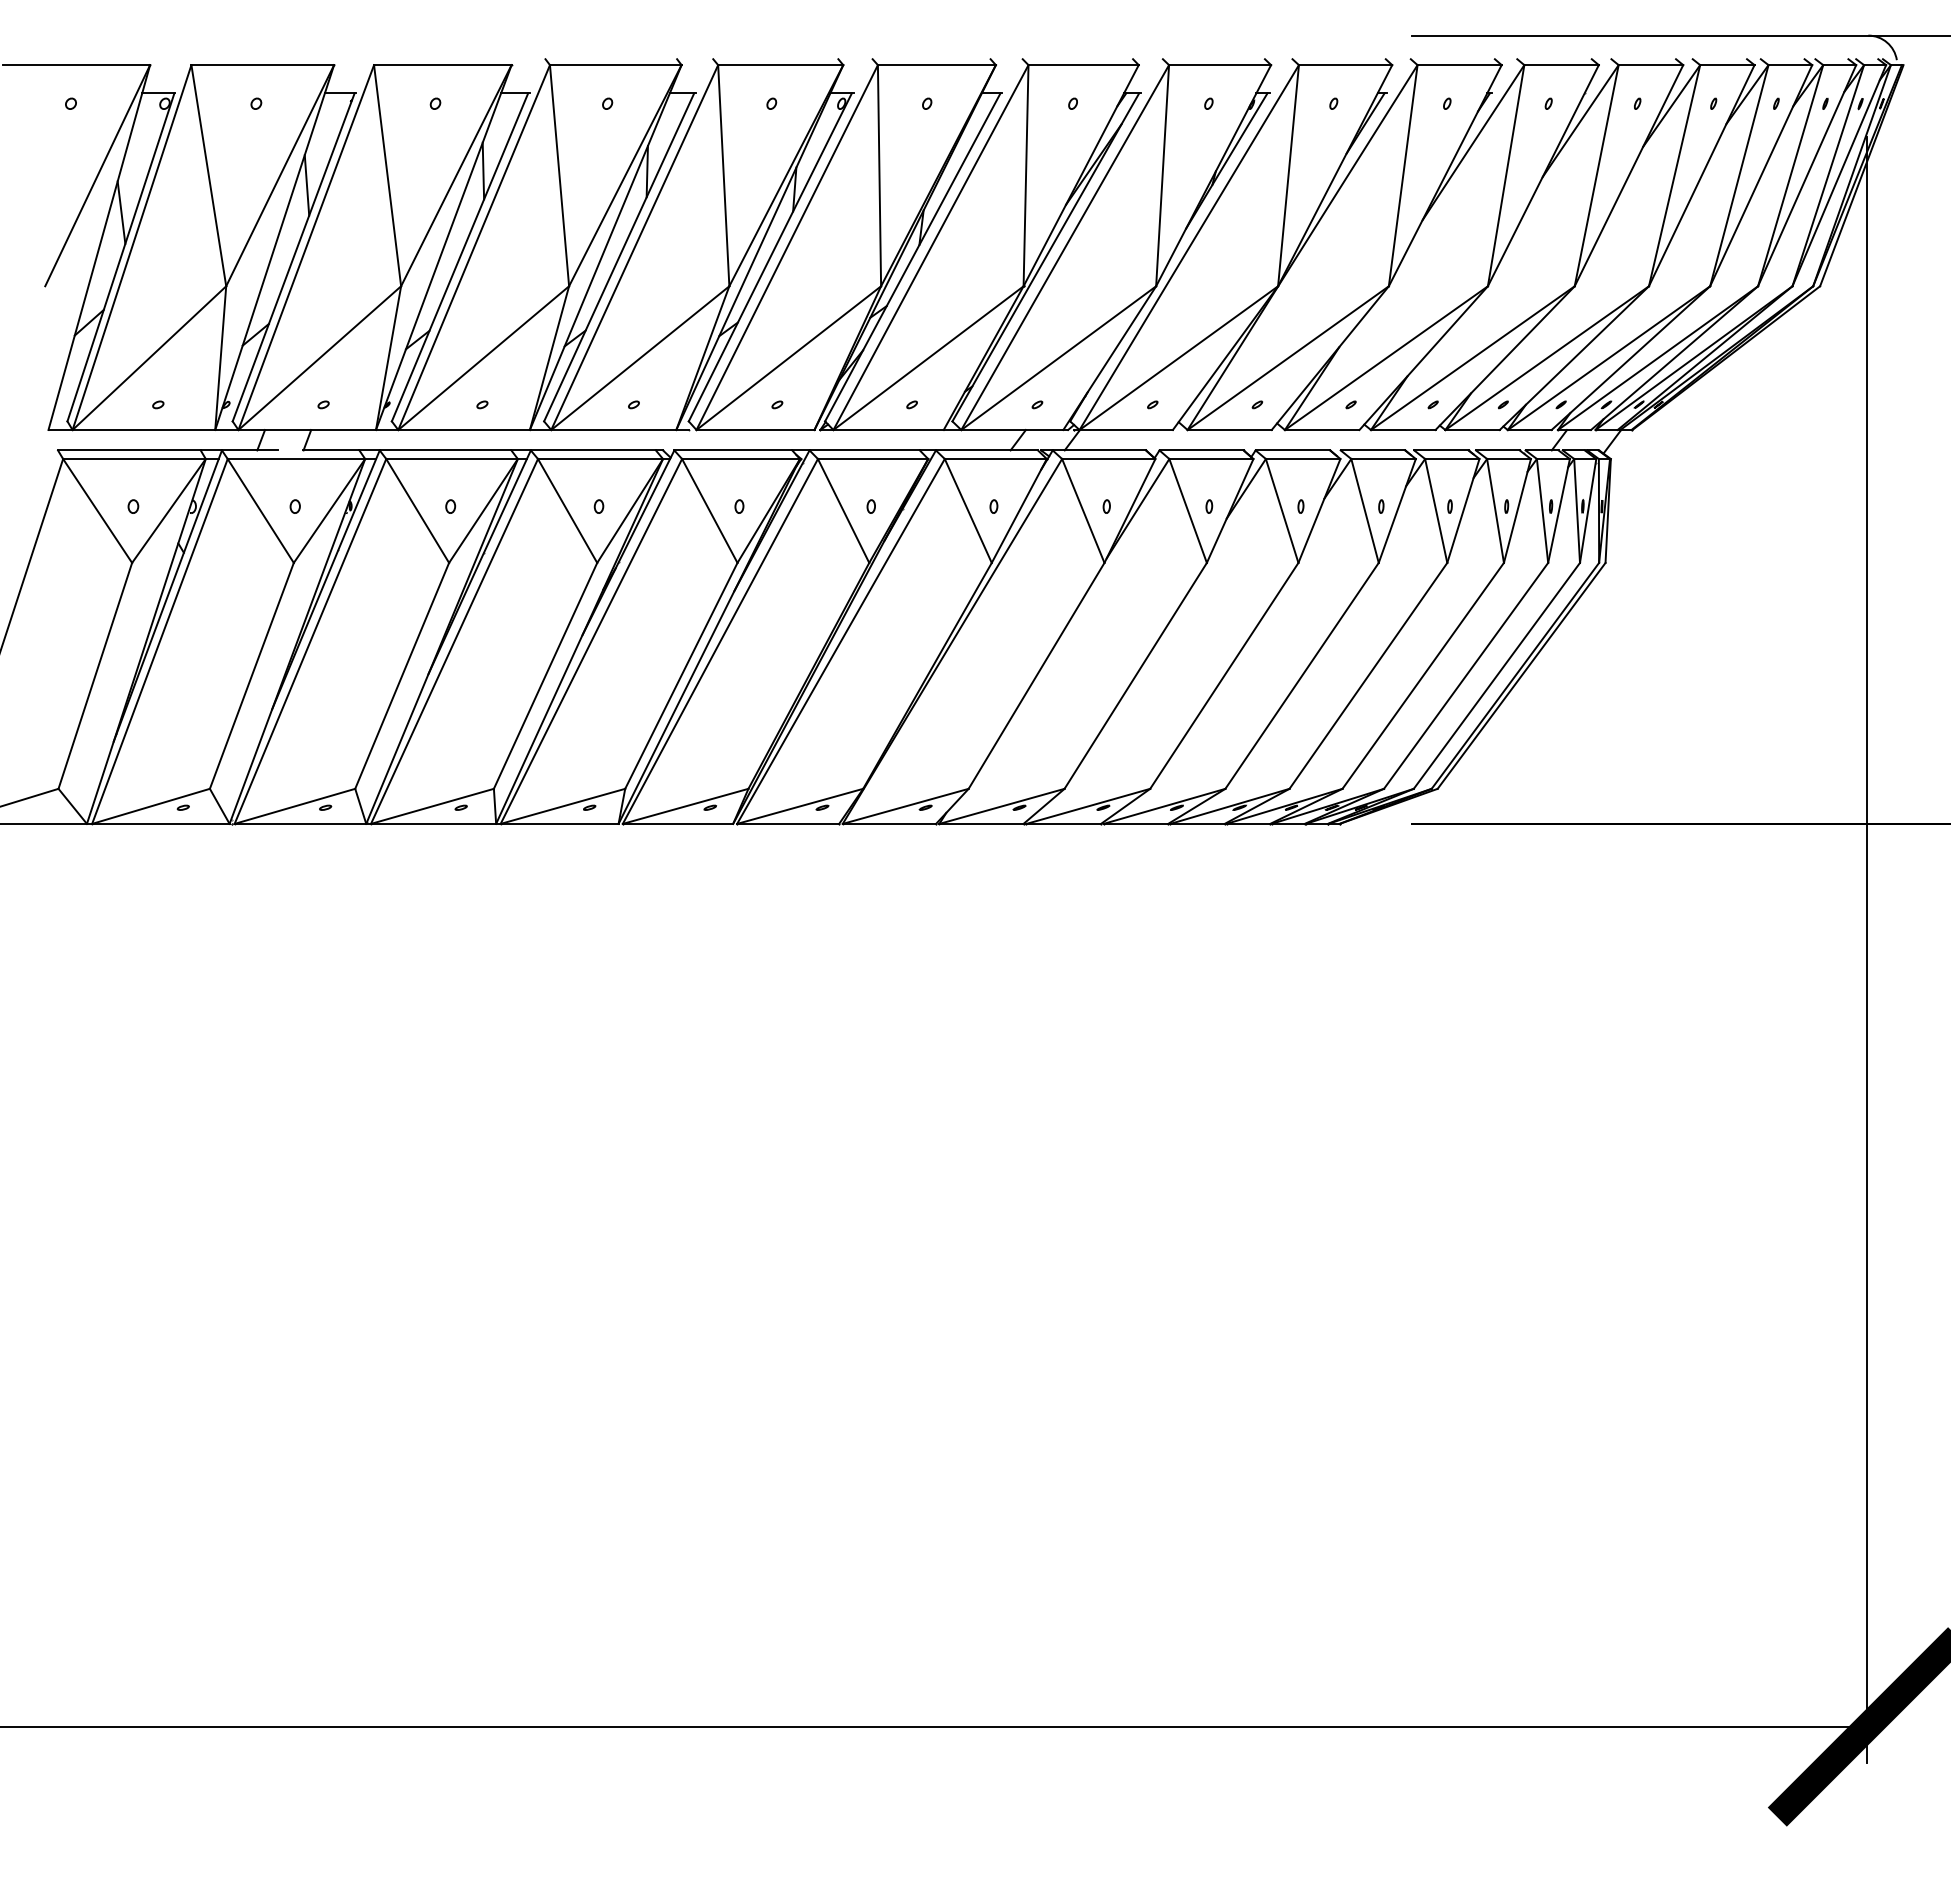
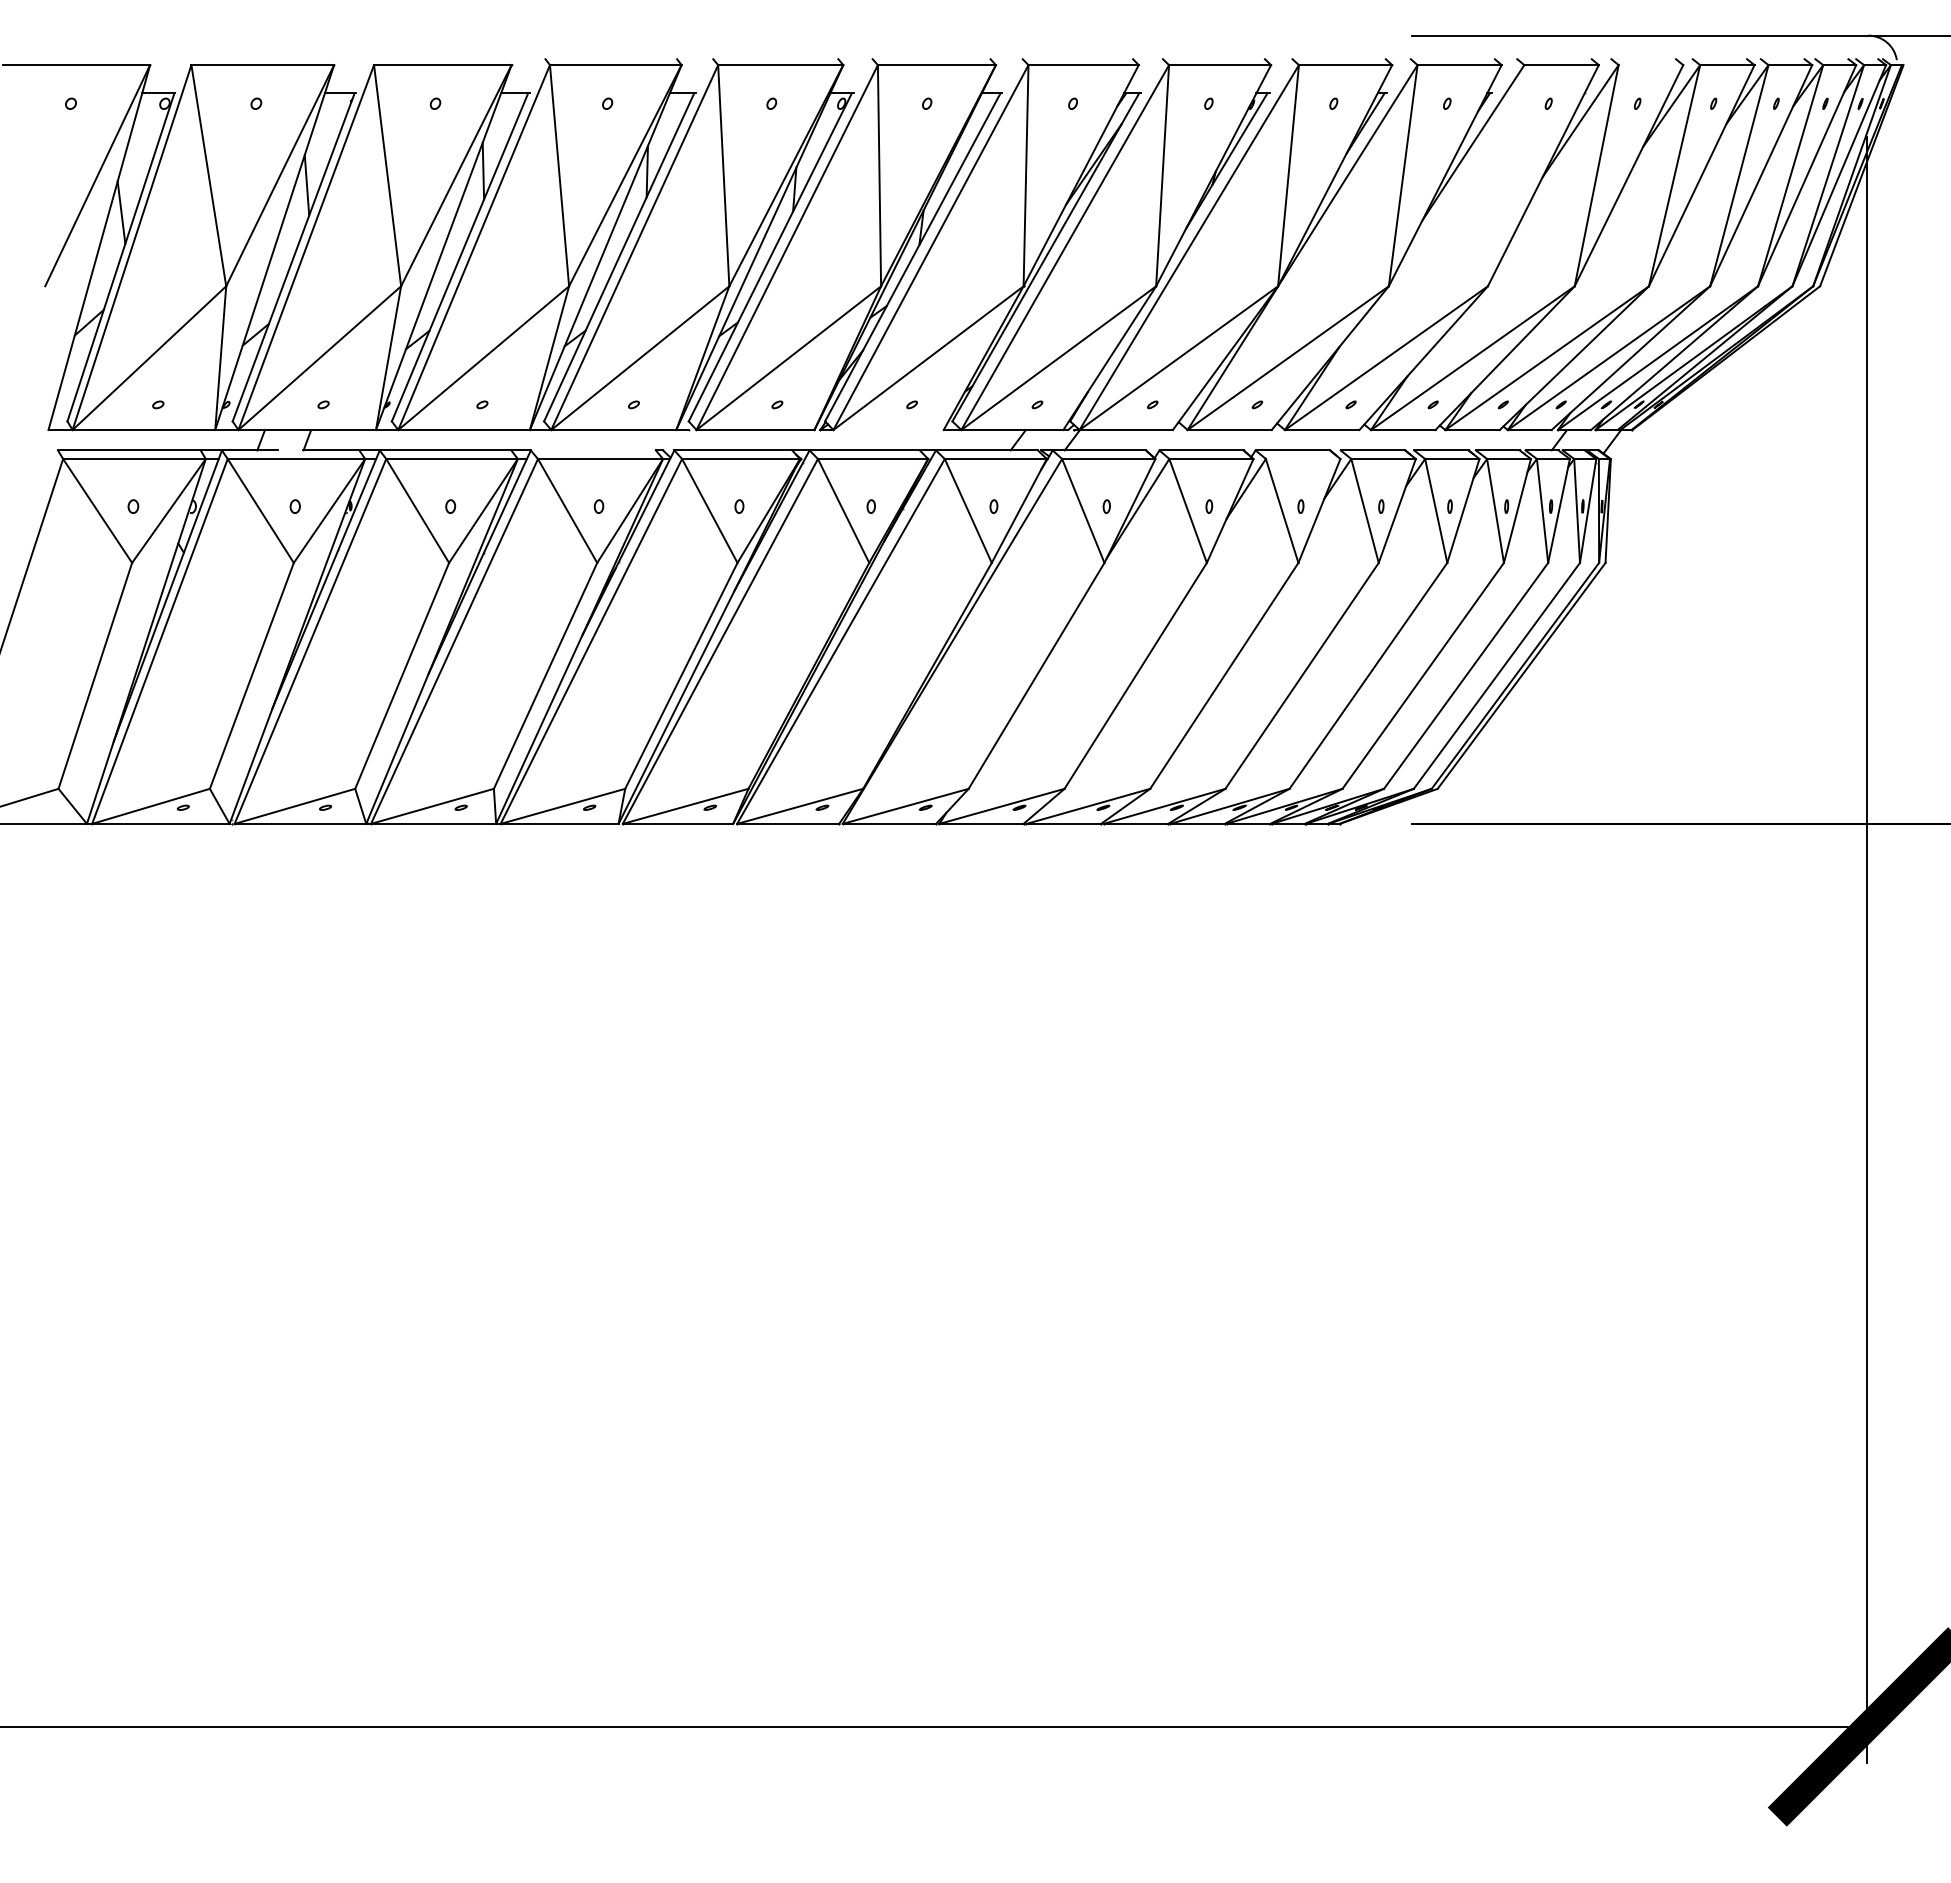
line: present -> none (1650, 65)
line: present -> none (1505, 175)
line: present -> none (888, 430)
line: present -> none (592, 450)
line: present -> none (1302, 459)
